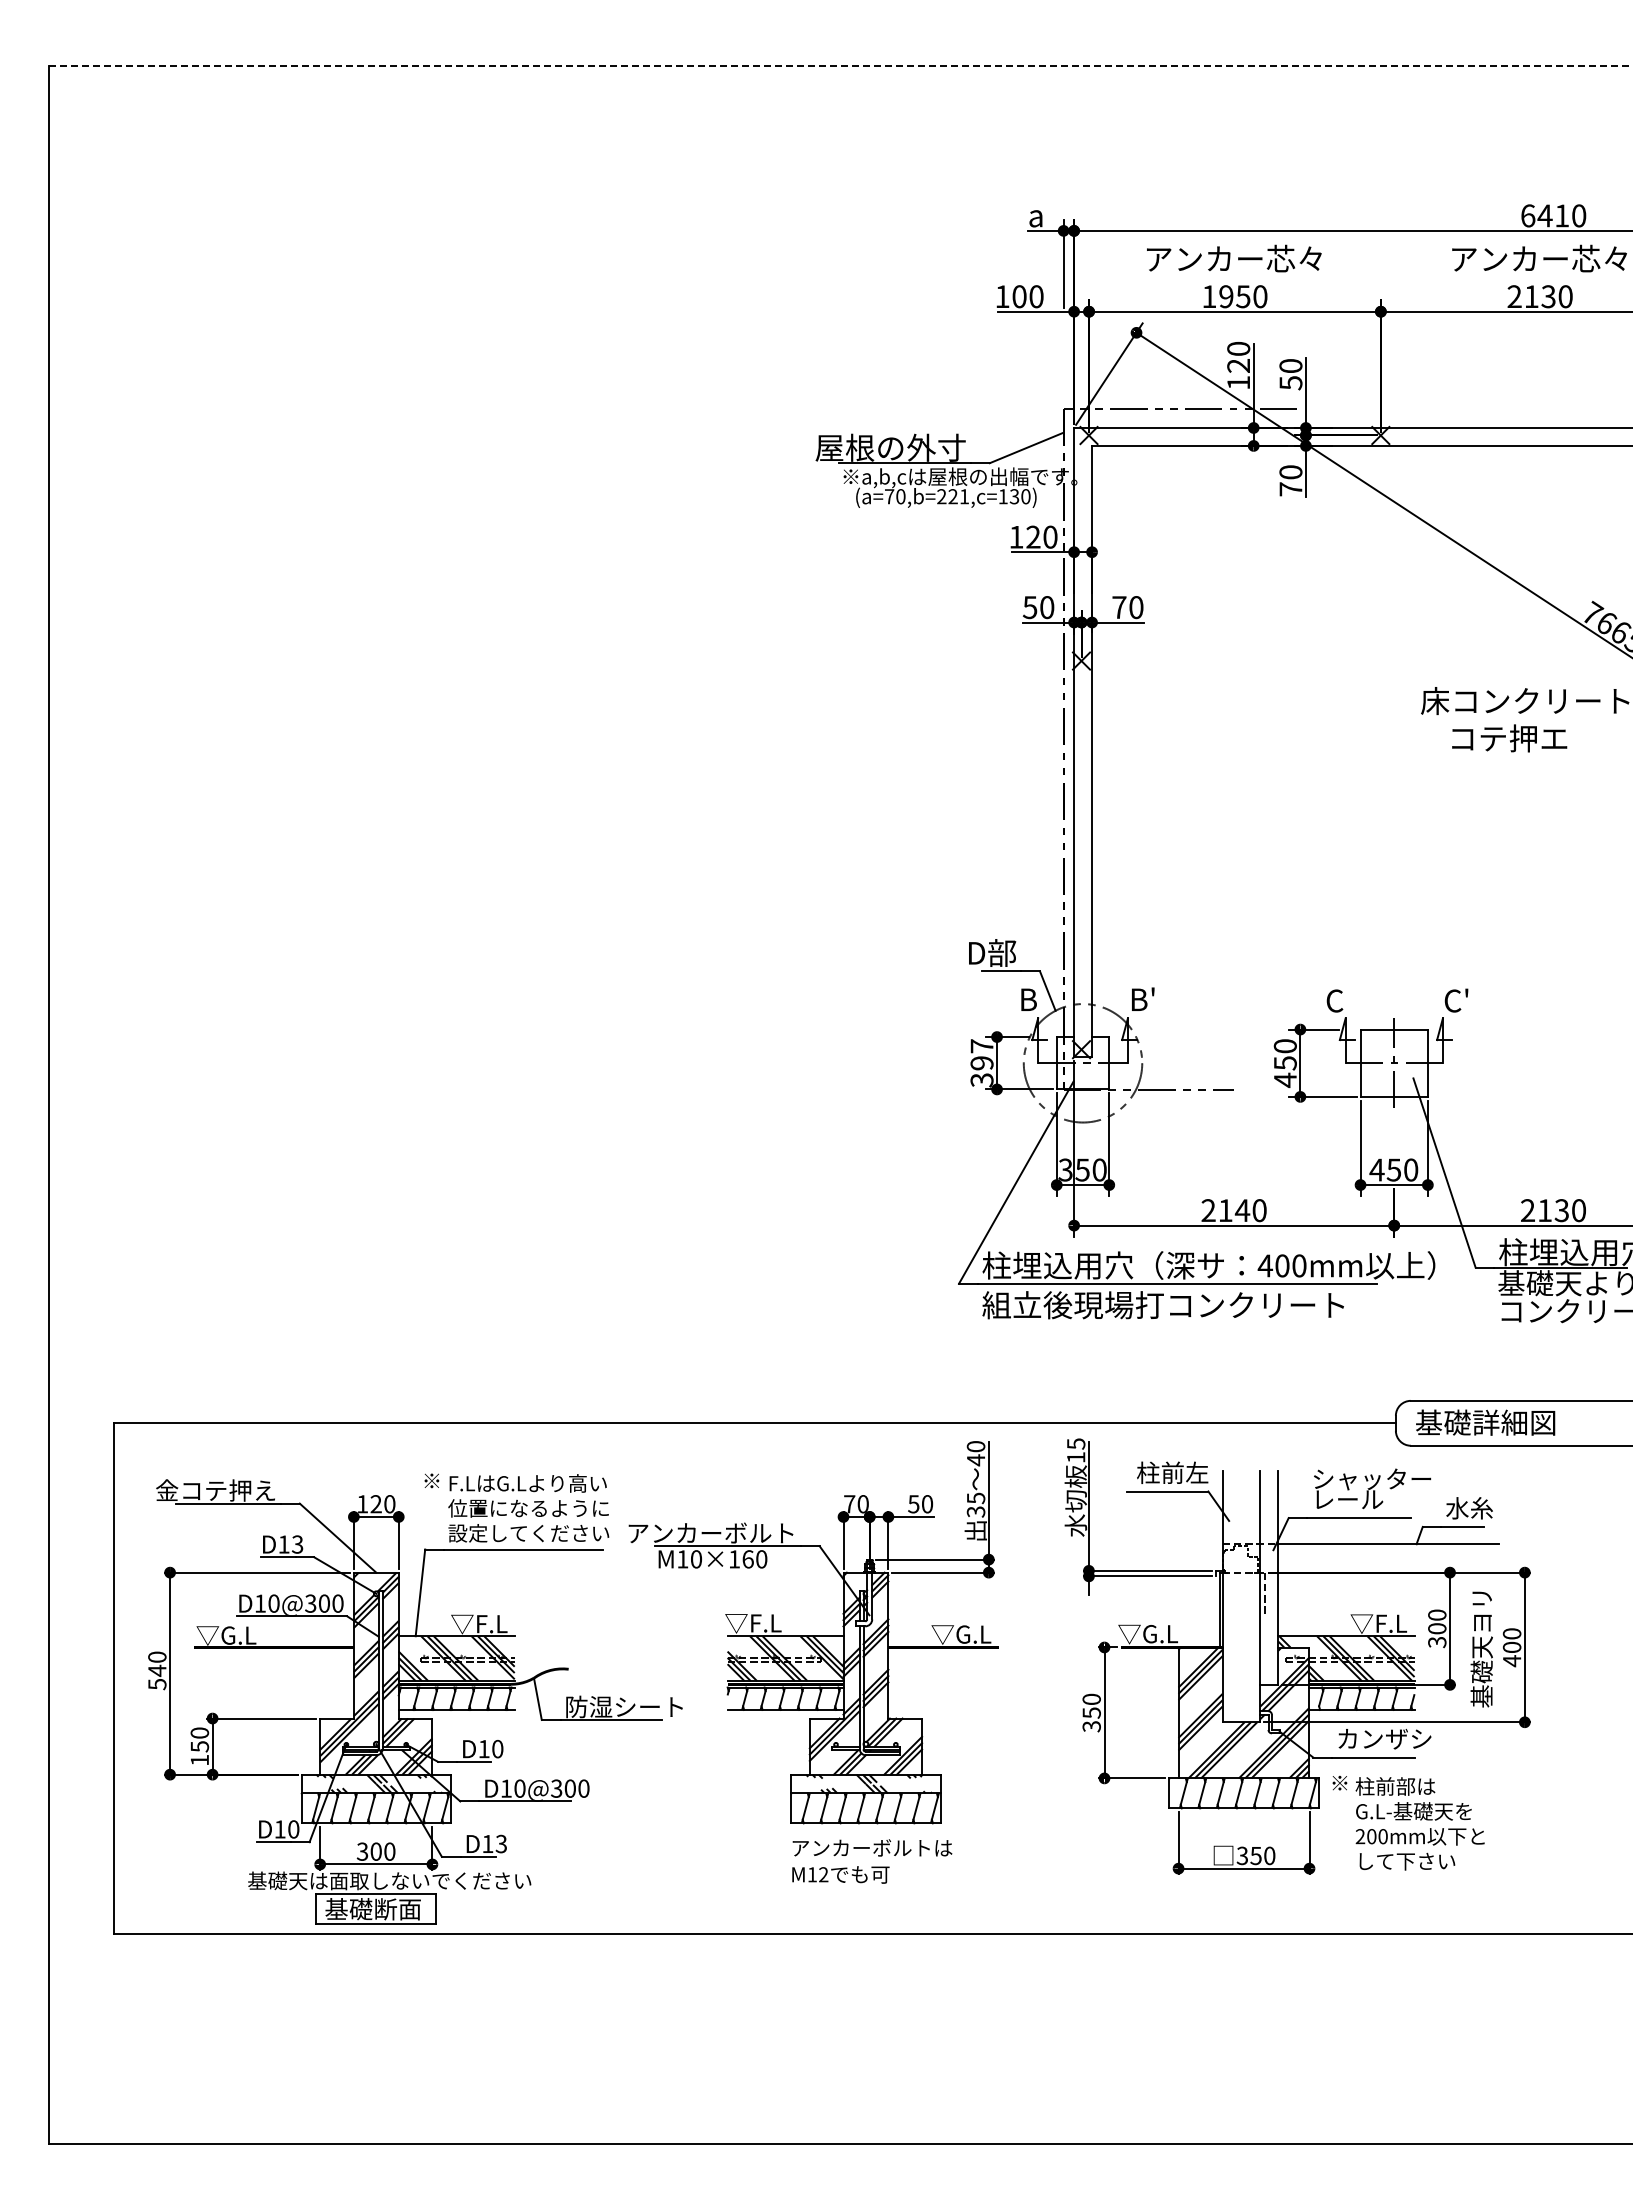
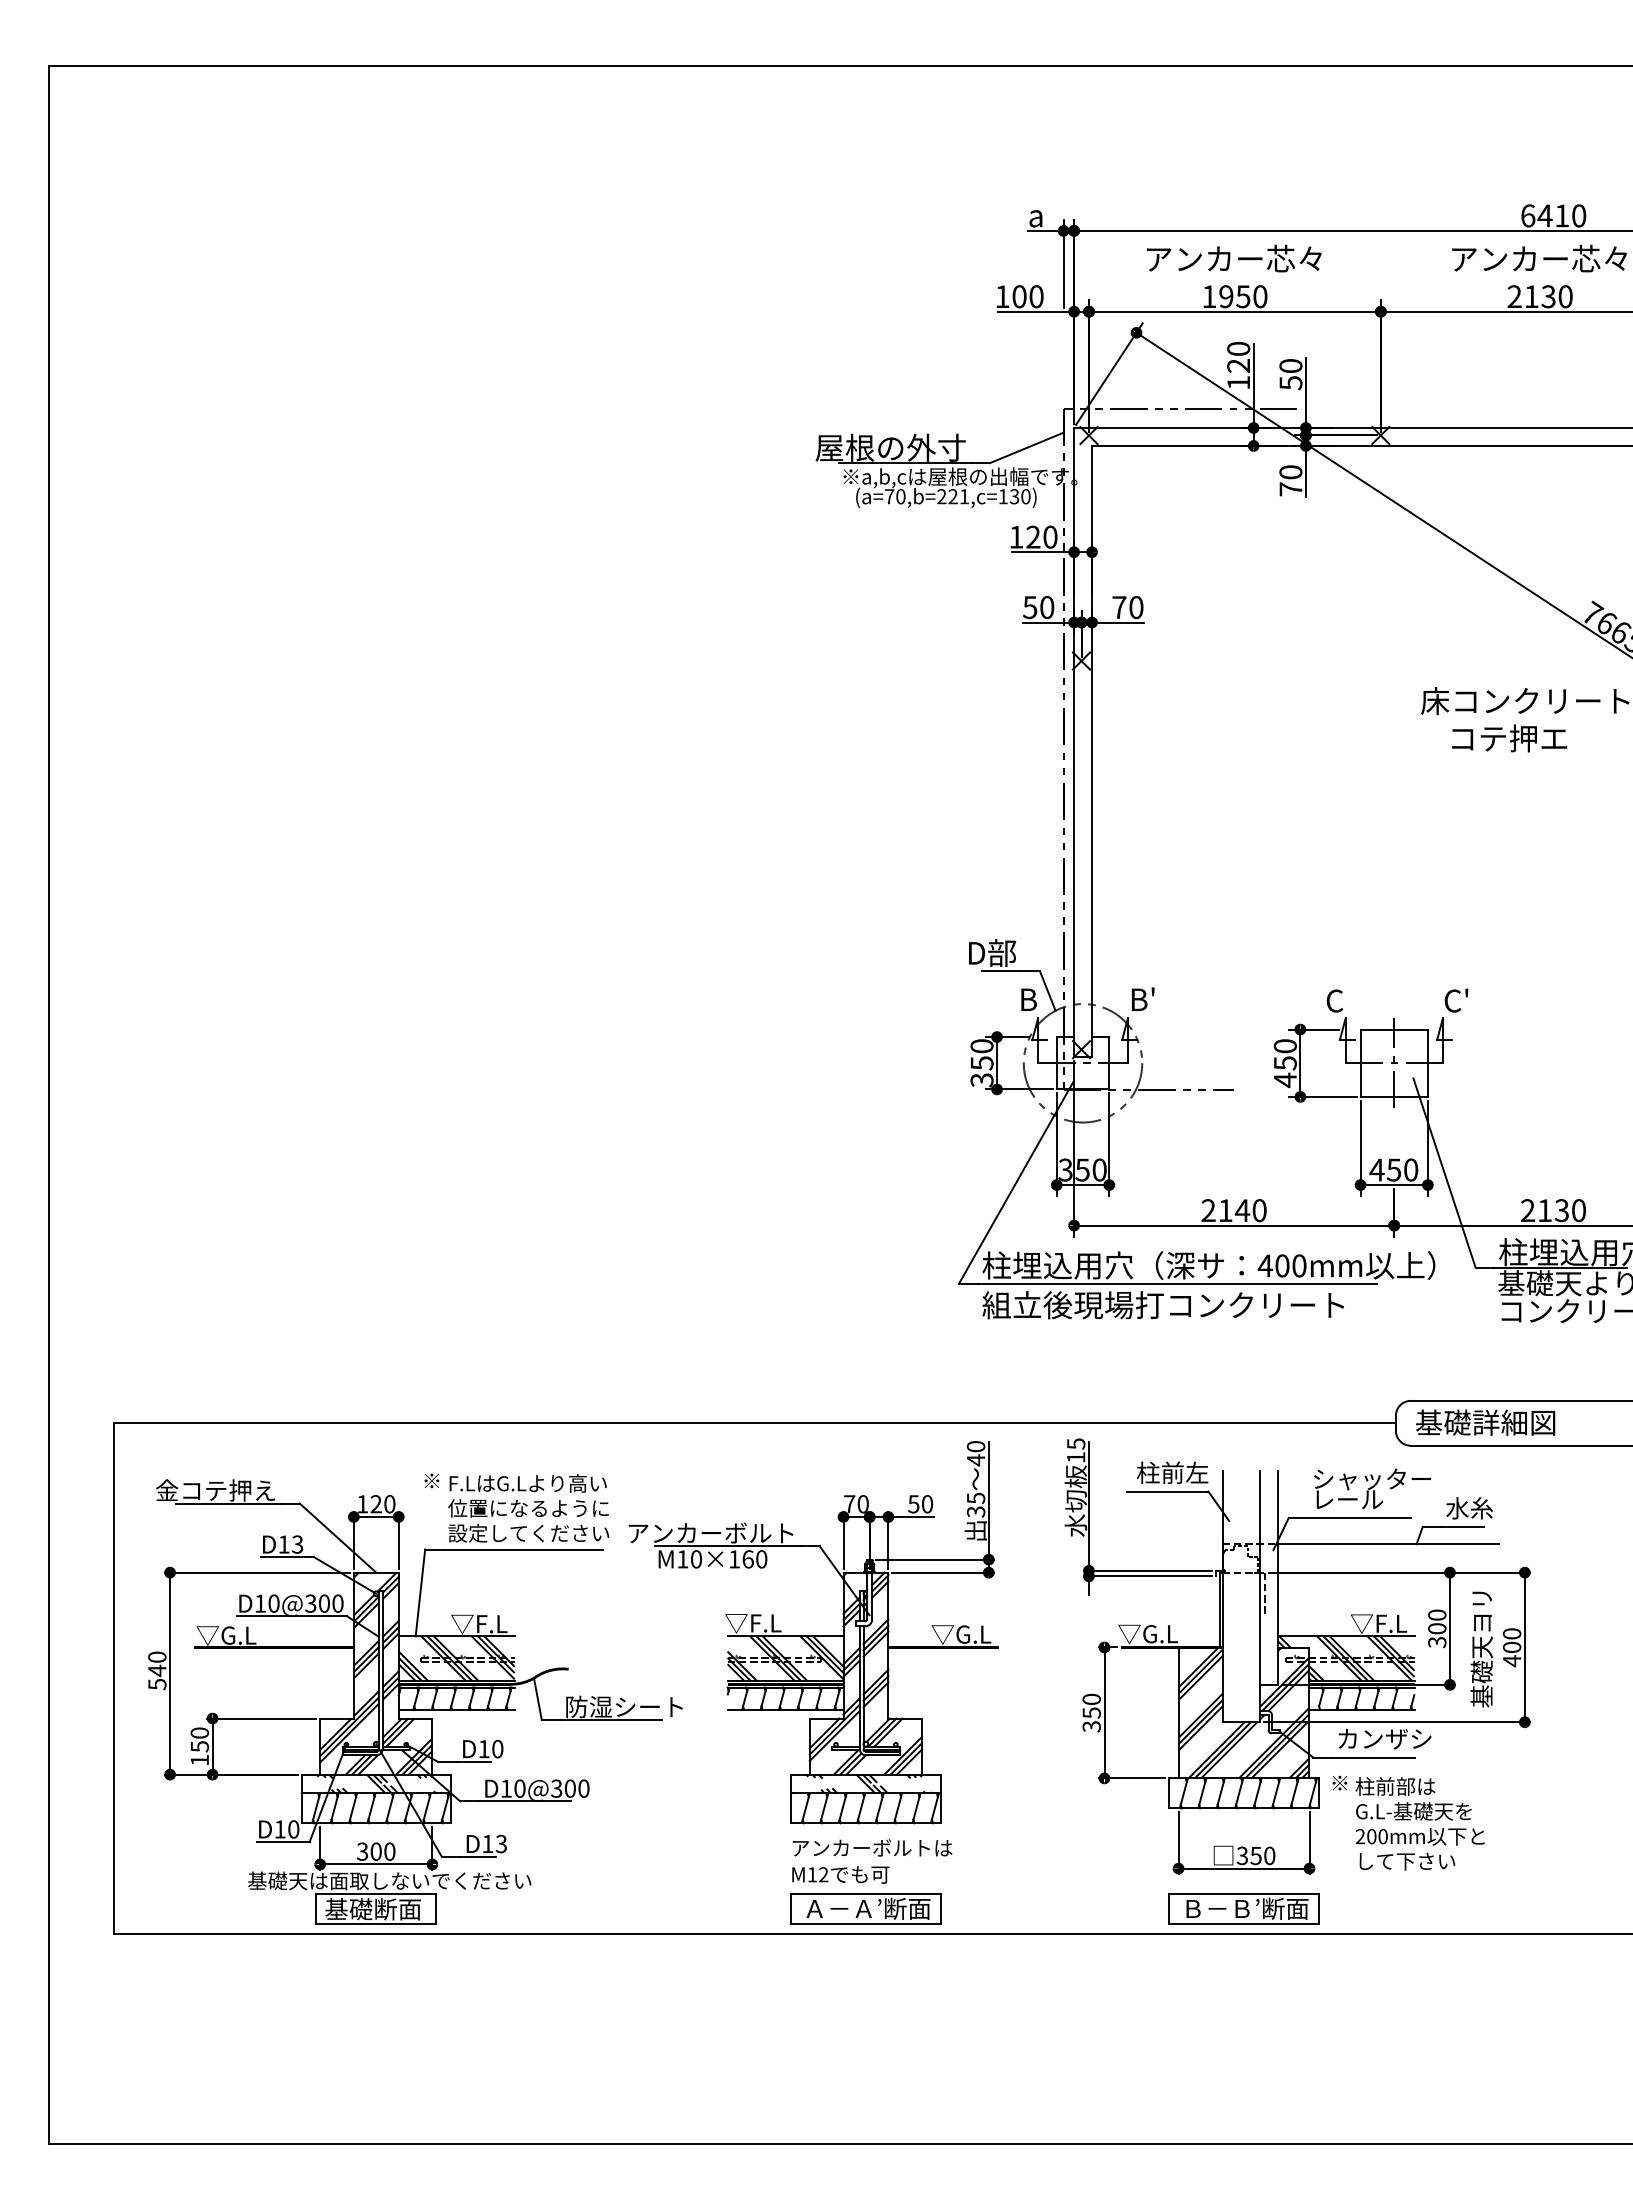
line: dashed -> solid (840, 66)
text: 397 -> 350 (981, 1054)
part: none -> present (865, 1908)
part: none -> present (1243, 1908)
